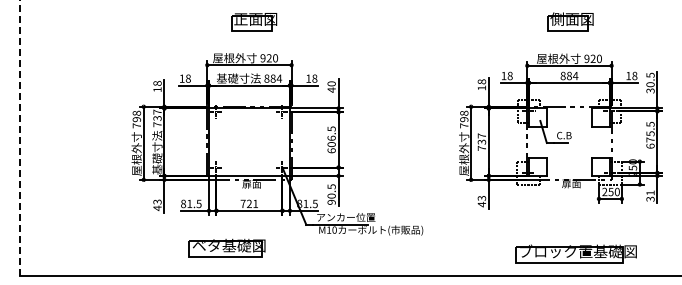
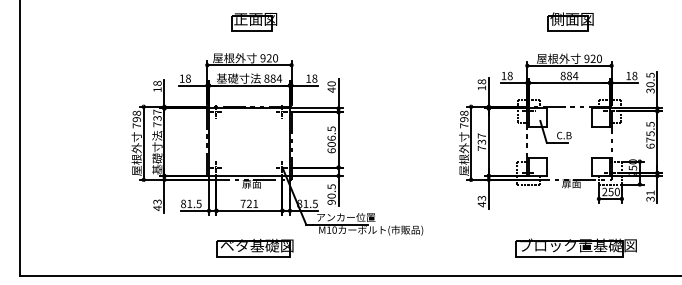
line: dashed -> solid (20, 138)
part position: (226, 247) -> (254, 247) (254, 247)
part position: (575, 253) -> (575, 247) (575, 247)
